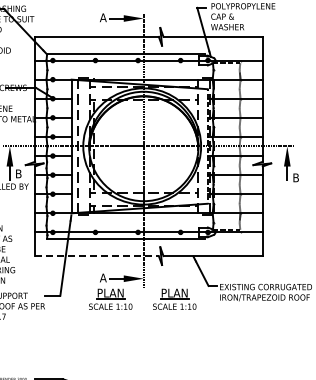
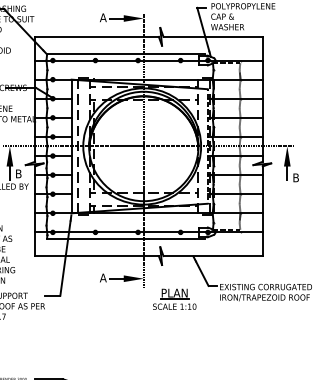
line: dashed -> solid (96, 256)
part: present -> none (110, 298)
